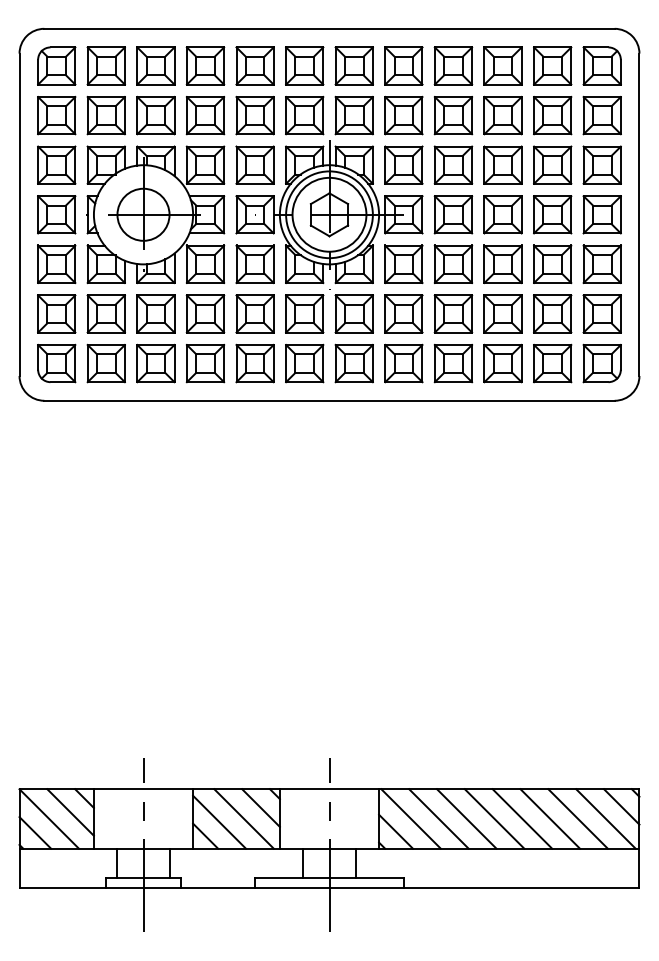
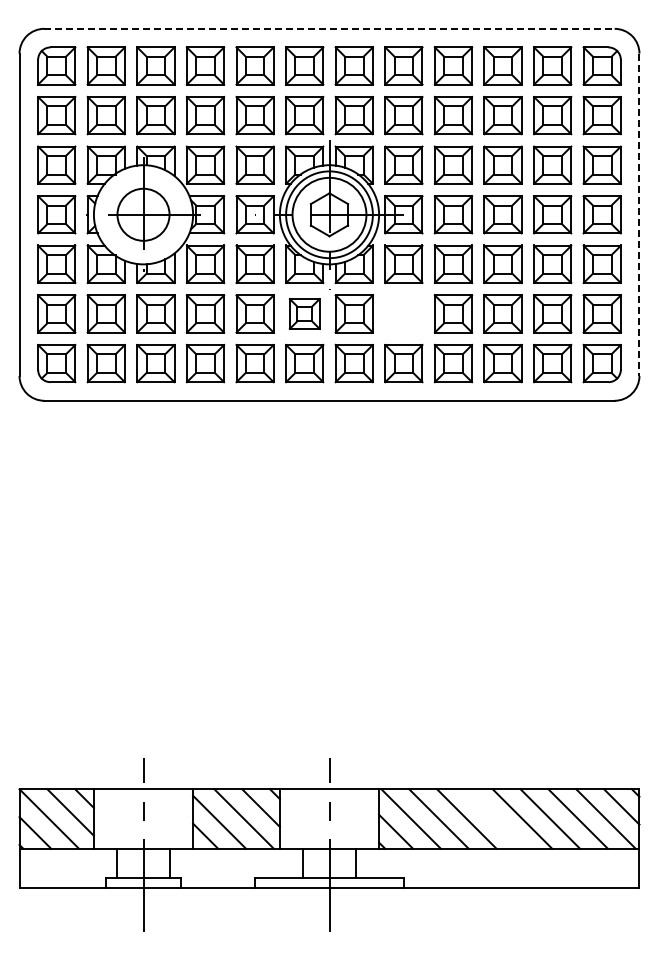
line: solid -> dashed (329, 28)
line: solid -> dashed (639, 215)
part size: 40x40 px -> 33x32 px (304, 313)
part: present -> none (403, 313)
line: present -> none (494, 818)
